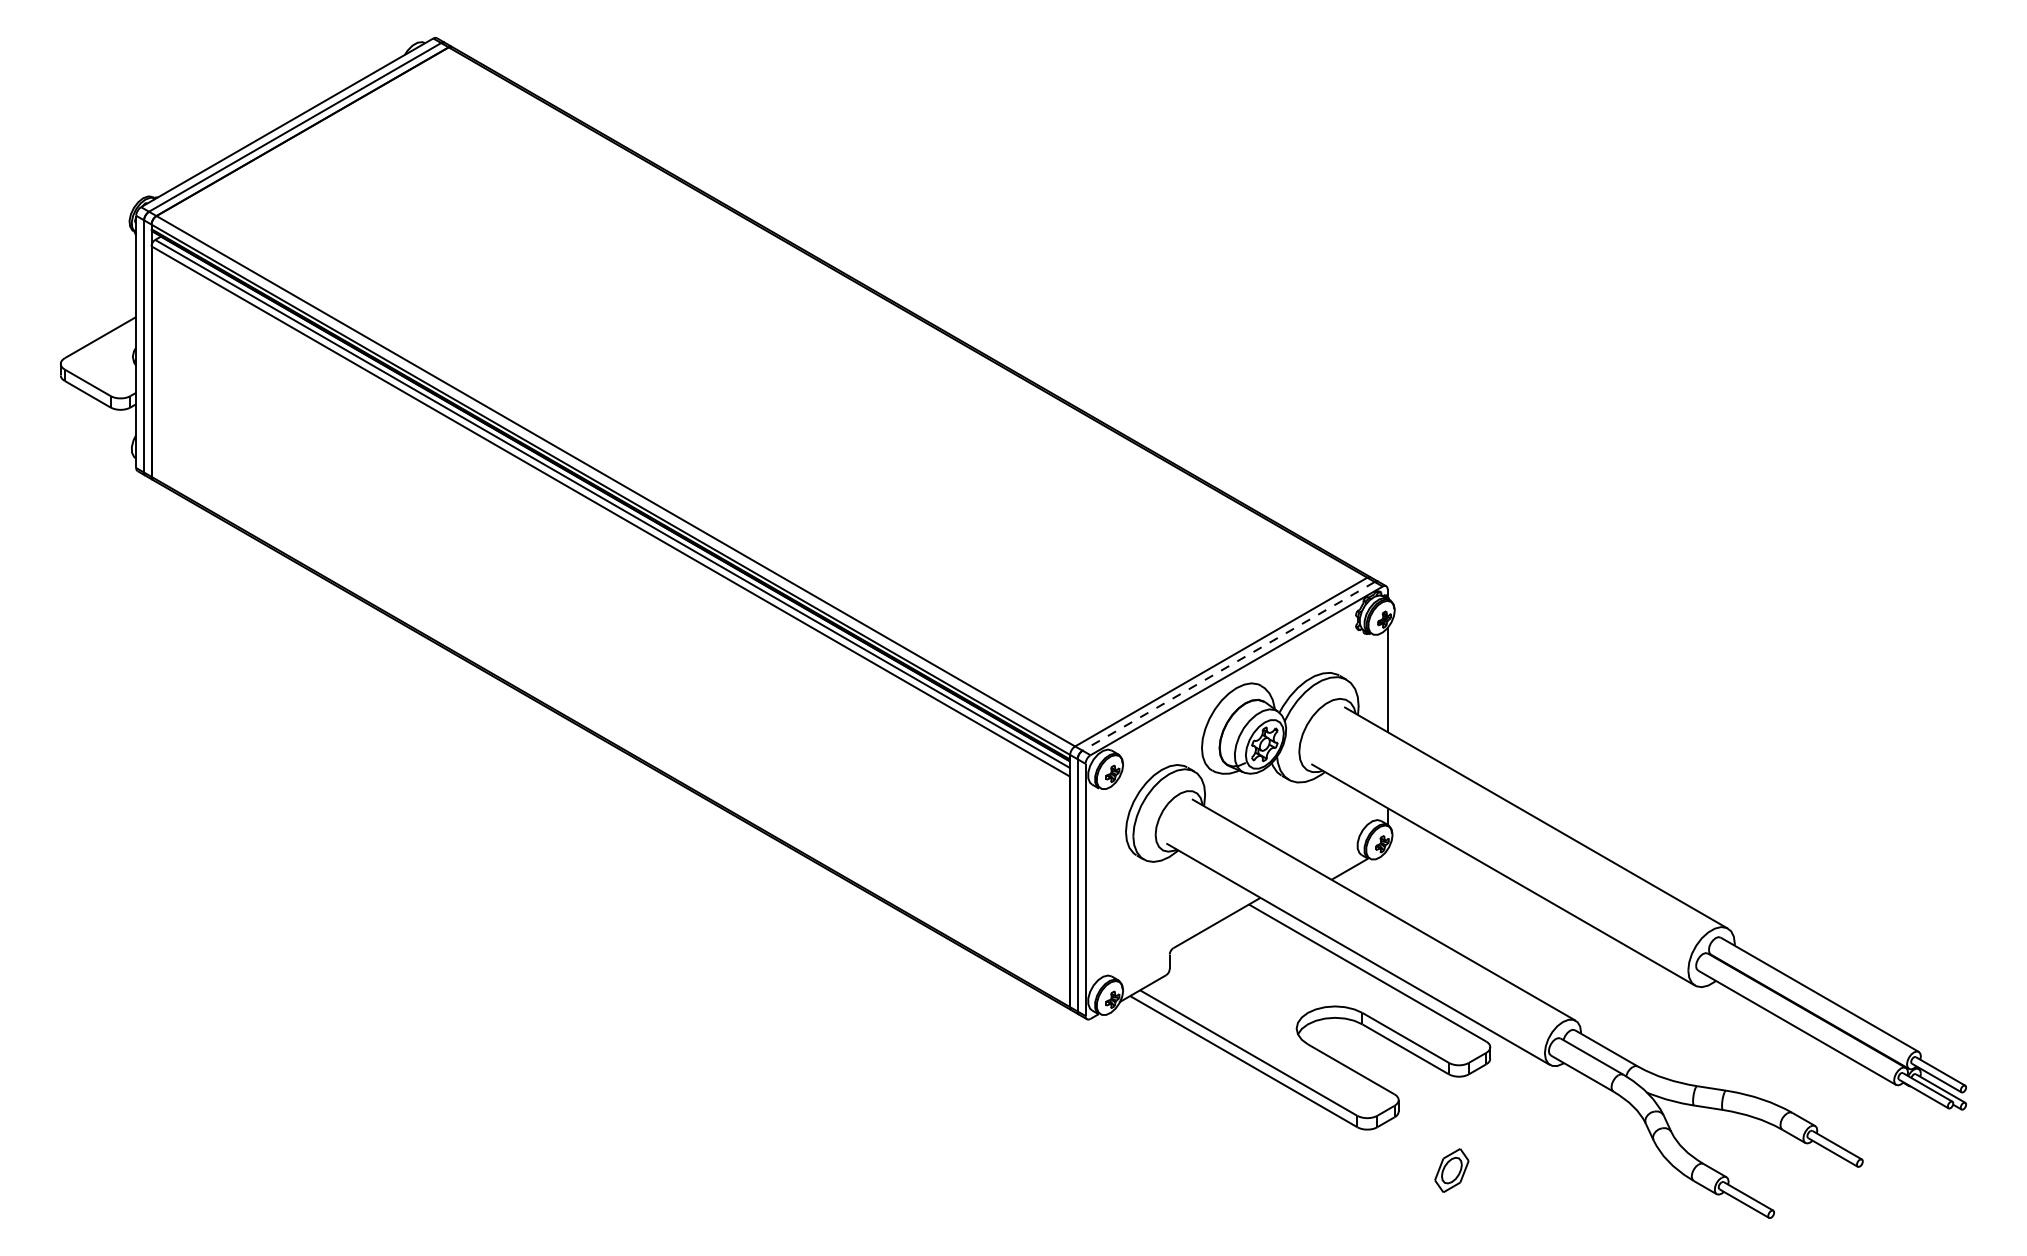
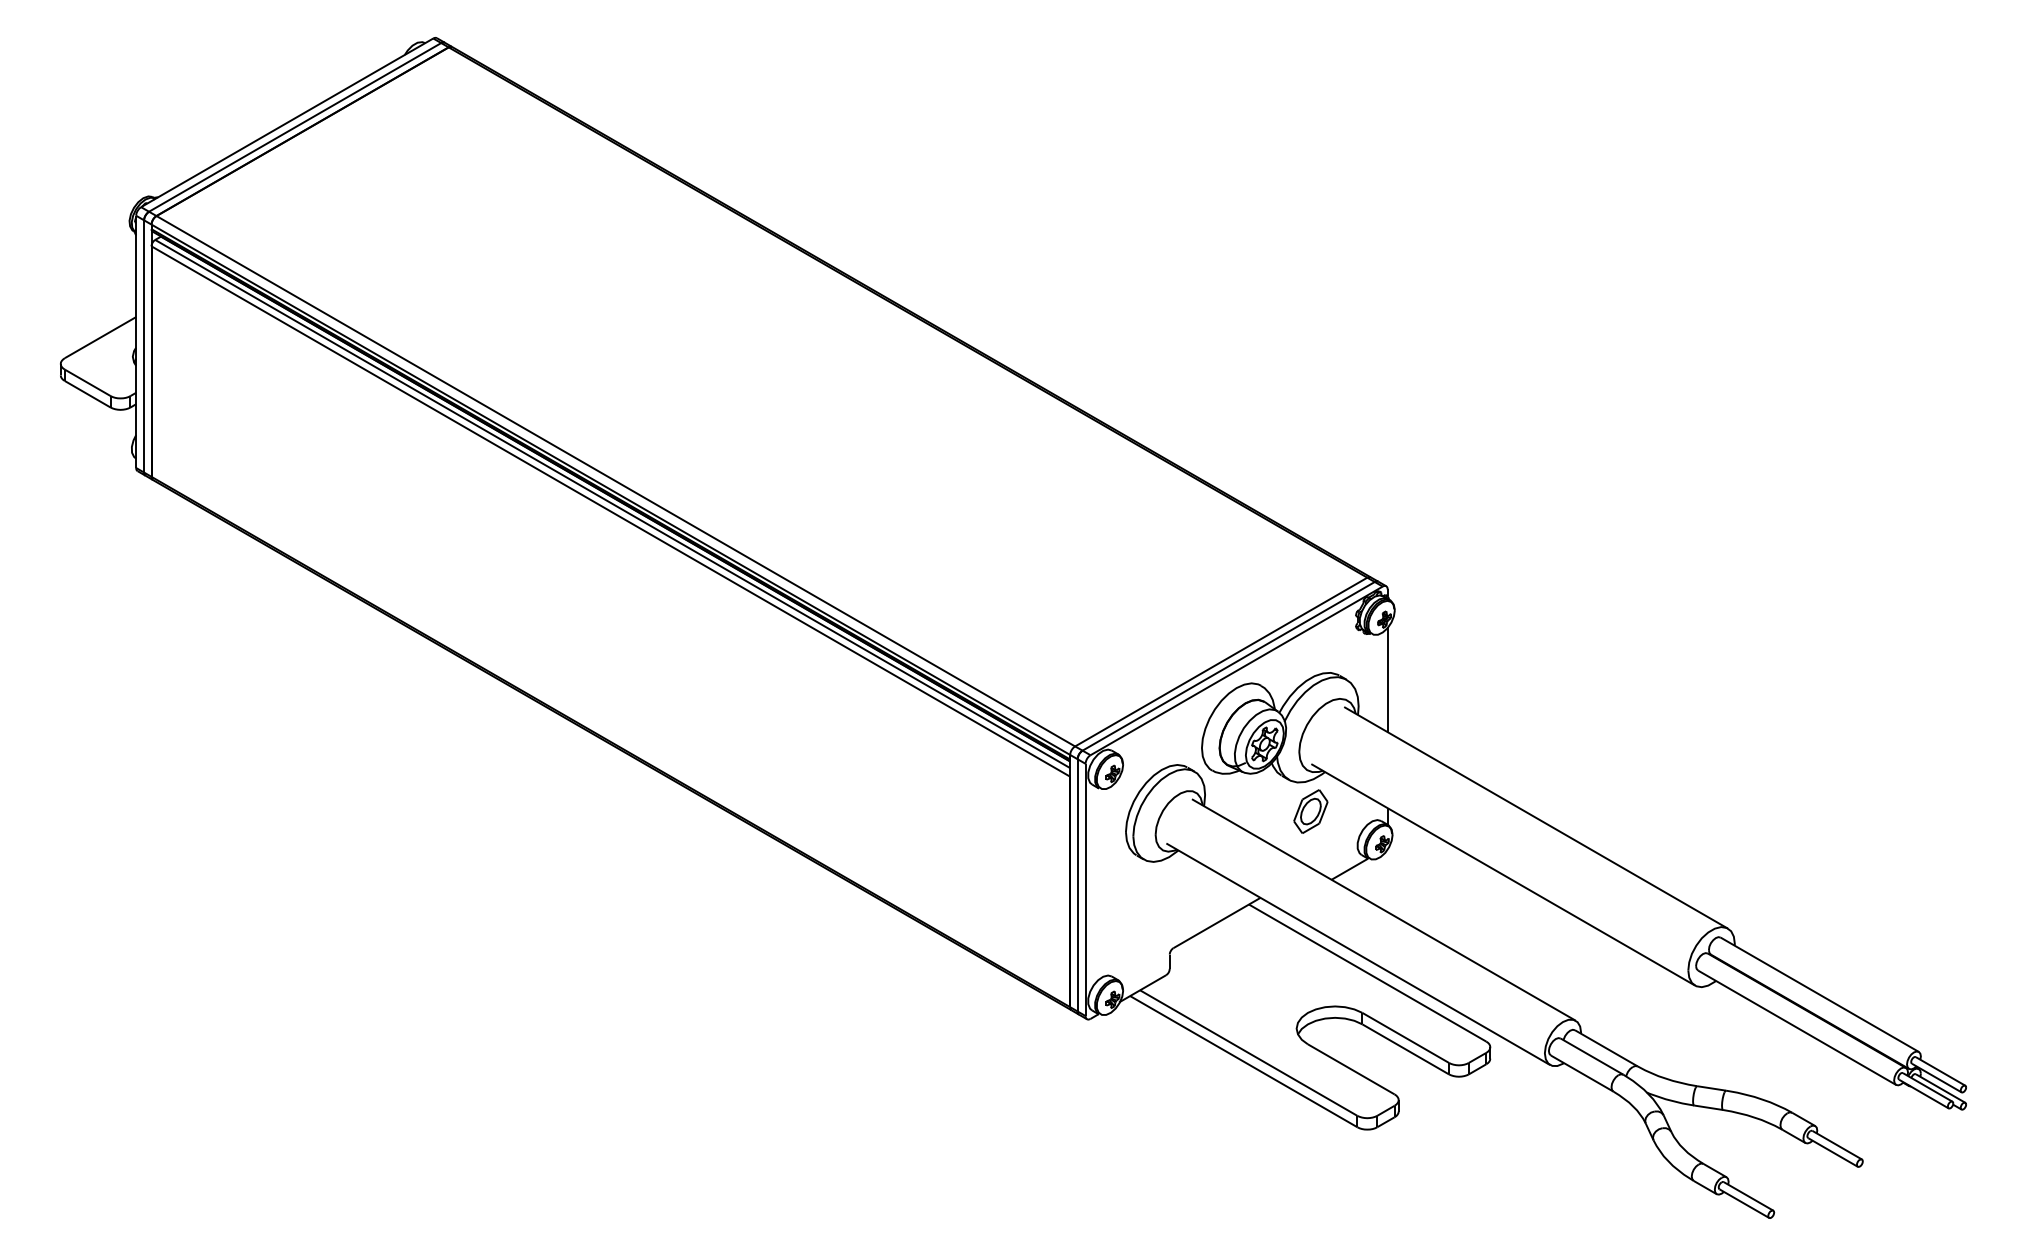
line: dashed -> solid (1228, 666)
part position: (1451, 1170) -> (1310, 811) (1310, 811)
